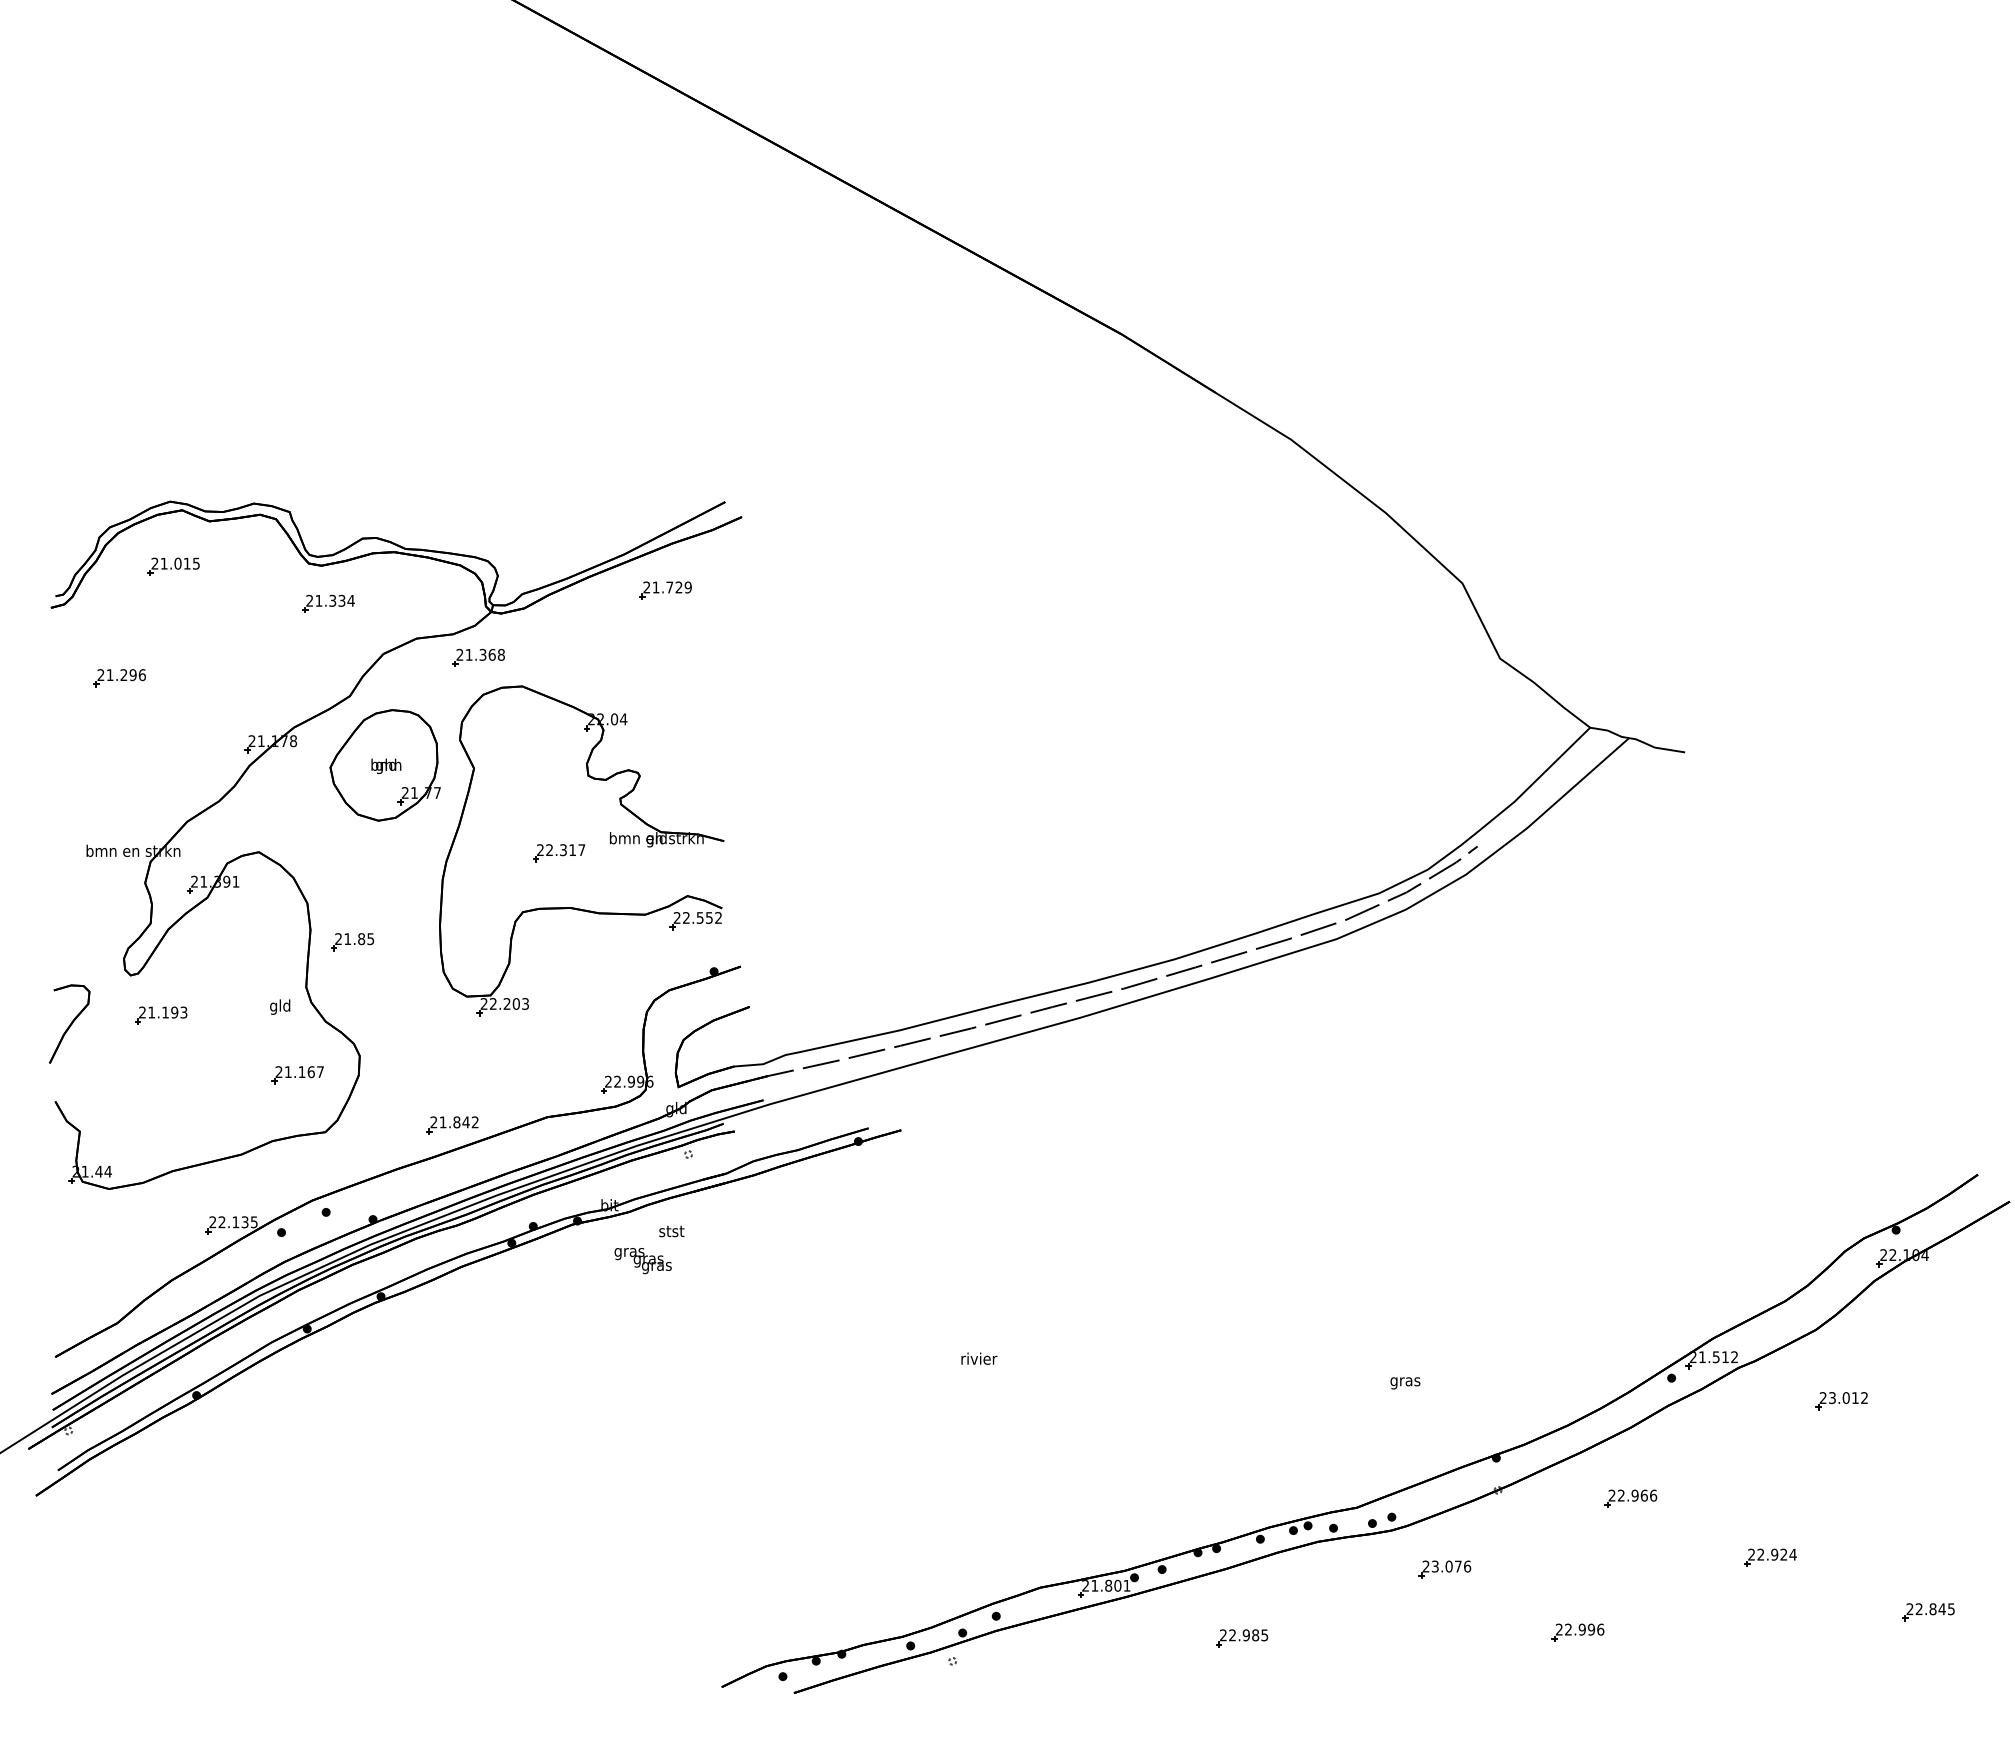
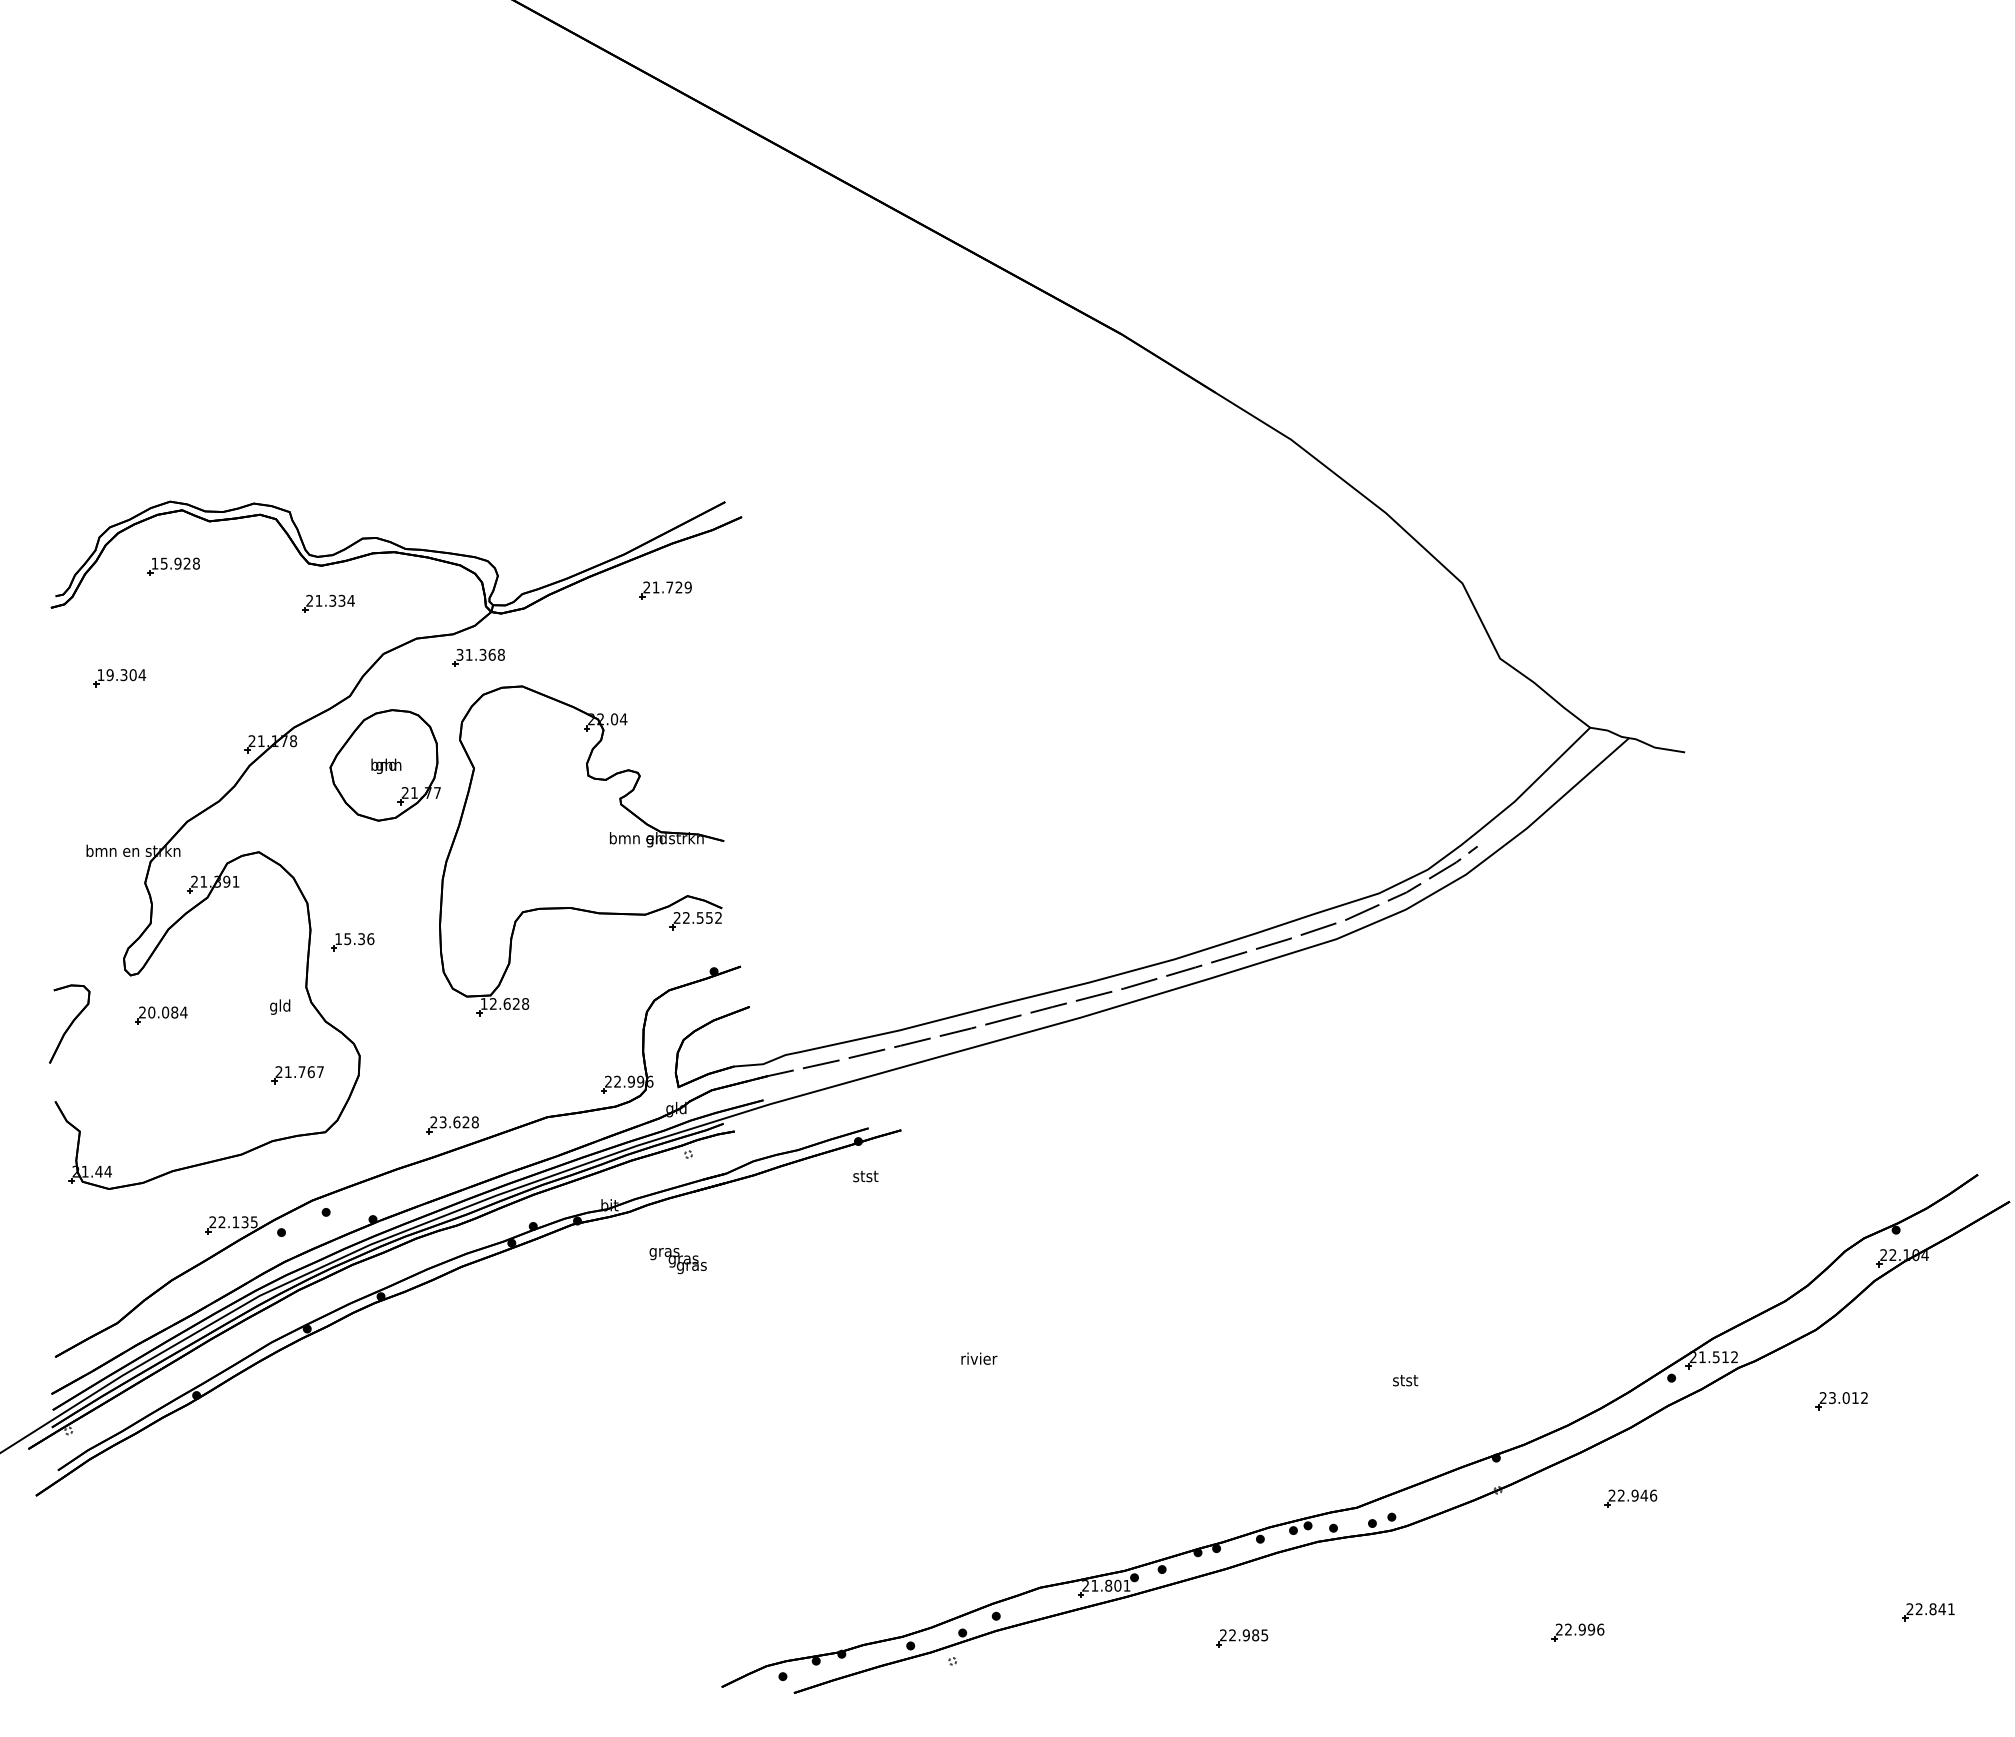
text: 21.015 -> 15.928 (175, 563)
text: 21.368 -> 31.368 (459, 654)
text: 21.296 -> 19.304 (121, 675)
part: present -> none (559, 853)
text: 21.85 -> 15.36 (354, 939)
text: 22.203 -> 12.628 (504, 1003)
text: 21.193 -> 20.084 (167, 1012)
text: 21.167 -> 21.767 (301, 1071)
text: 21.842 -> 23.628 (458, 1122)
text position: (671, 1231) -> (865, 1176) (865, 1176)
text position: (642, 1261) -> (677, 1261) (677, 1261)
text: gras -> stst (1405, 1382)
text: 22.966 -> 22.946 (1644, 1495)
part: present -> none (1770, 1557)
part: present -> none (1444, 1569)
text: 22.845 -> 22.841 (1951, 1609)
